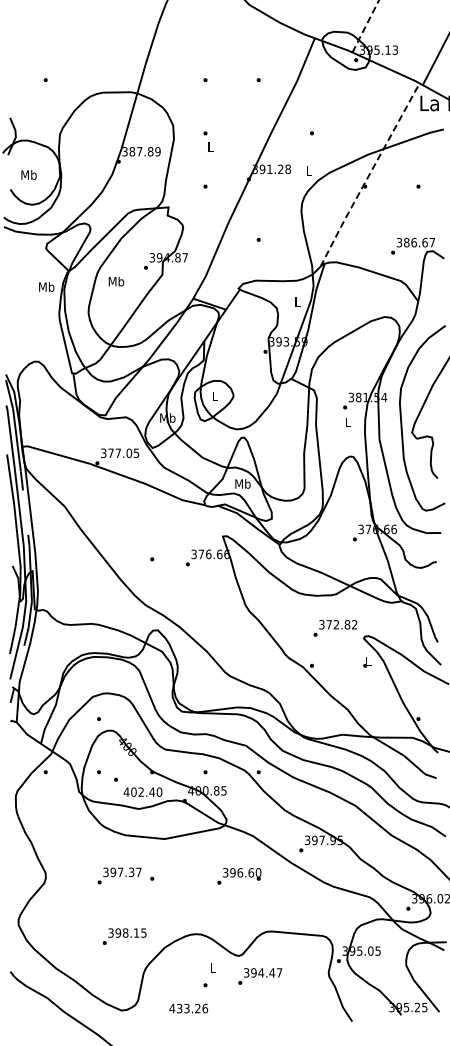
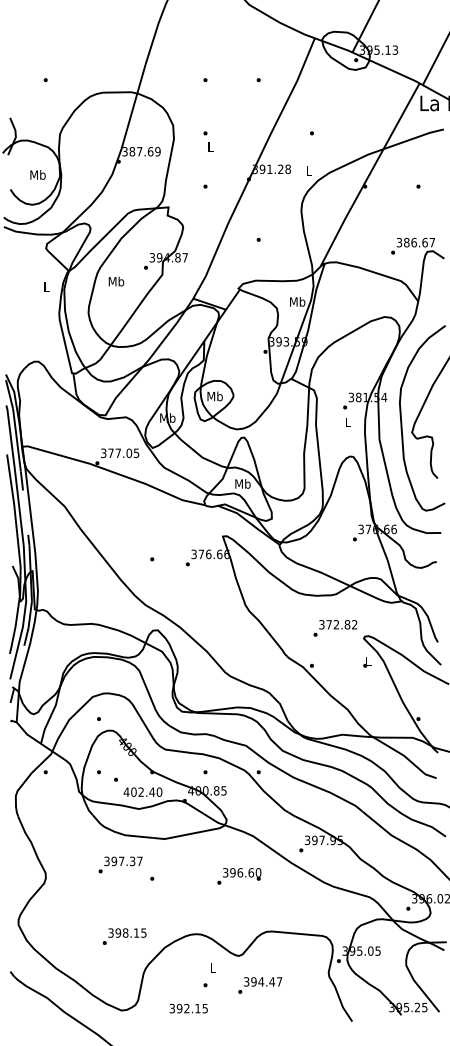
line: dashed -> solid (366, 25)
text: 387.89 -> 387.69 (150, 151)
text position: (28, 174) -> (37, 174) (37, 174)
line: dashed -> solid (369, 174)
text: Mb -> L (46, 286)
text: L -> Mb (297, 301)
text: L -> Mb (214, 396)
text position: (119, 875) -> (120, 864) (120, 864)
text position: (260, 976) -> (260, 985) (260, 985)
text: 433.26 -> 392.15 (188, 1008)
